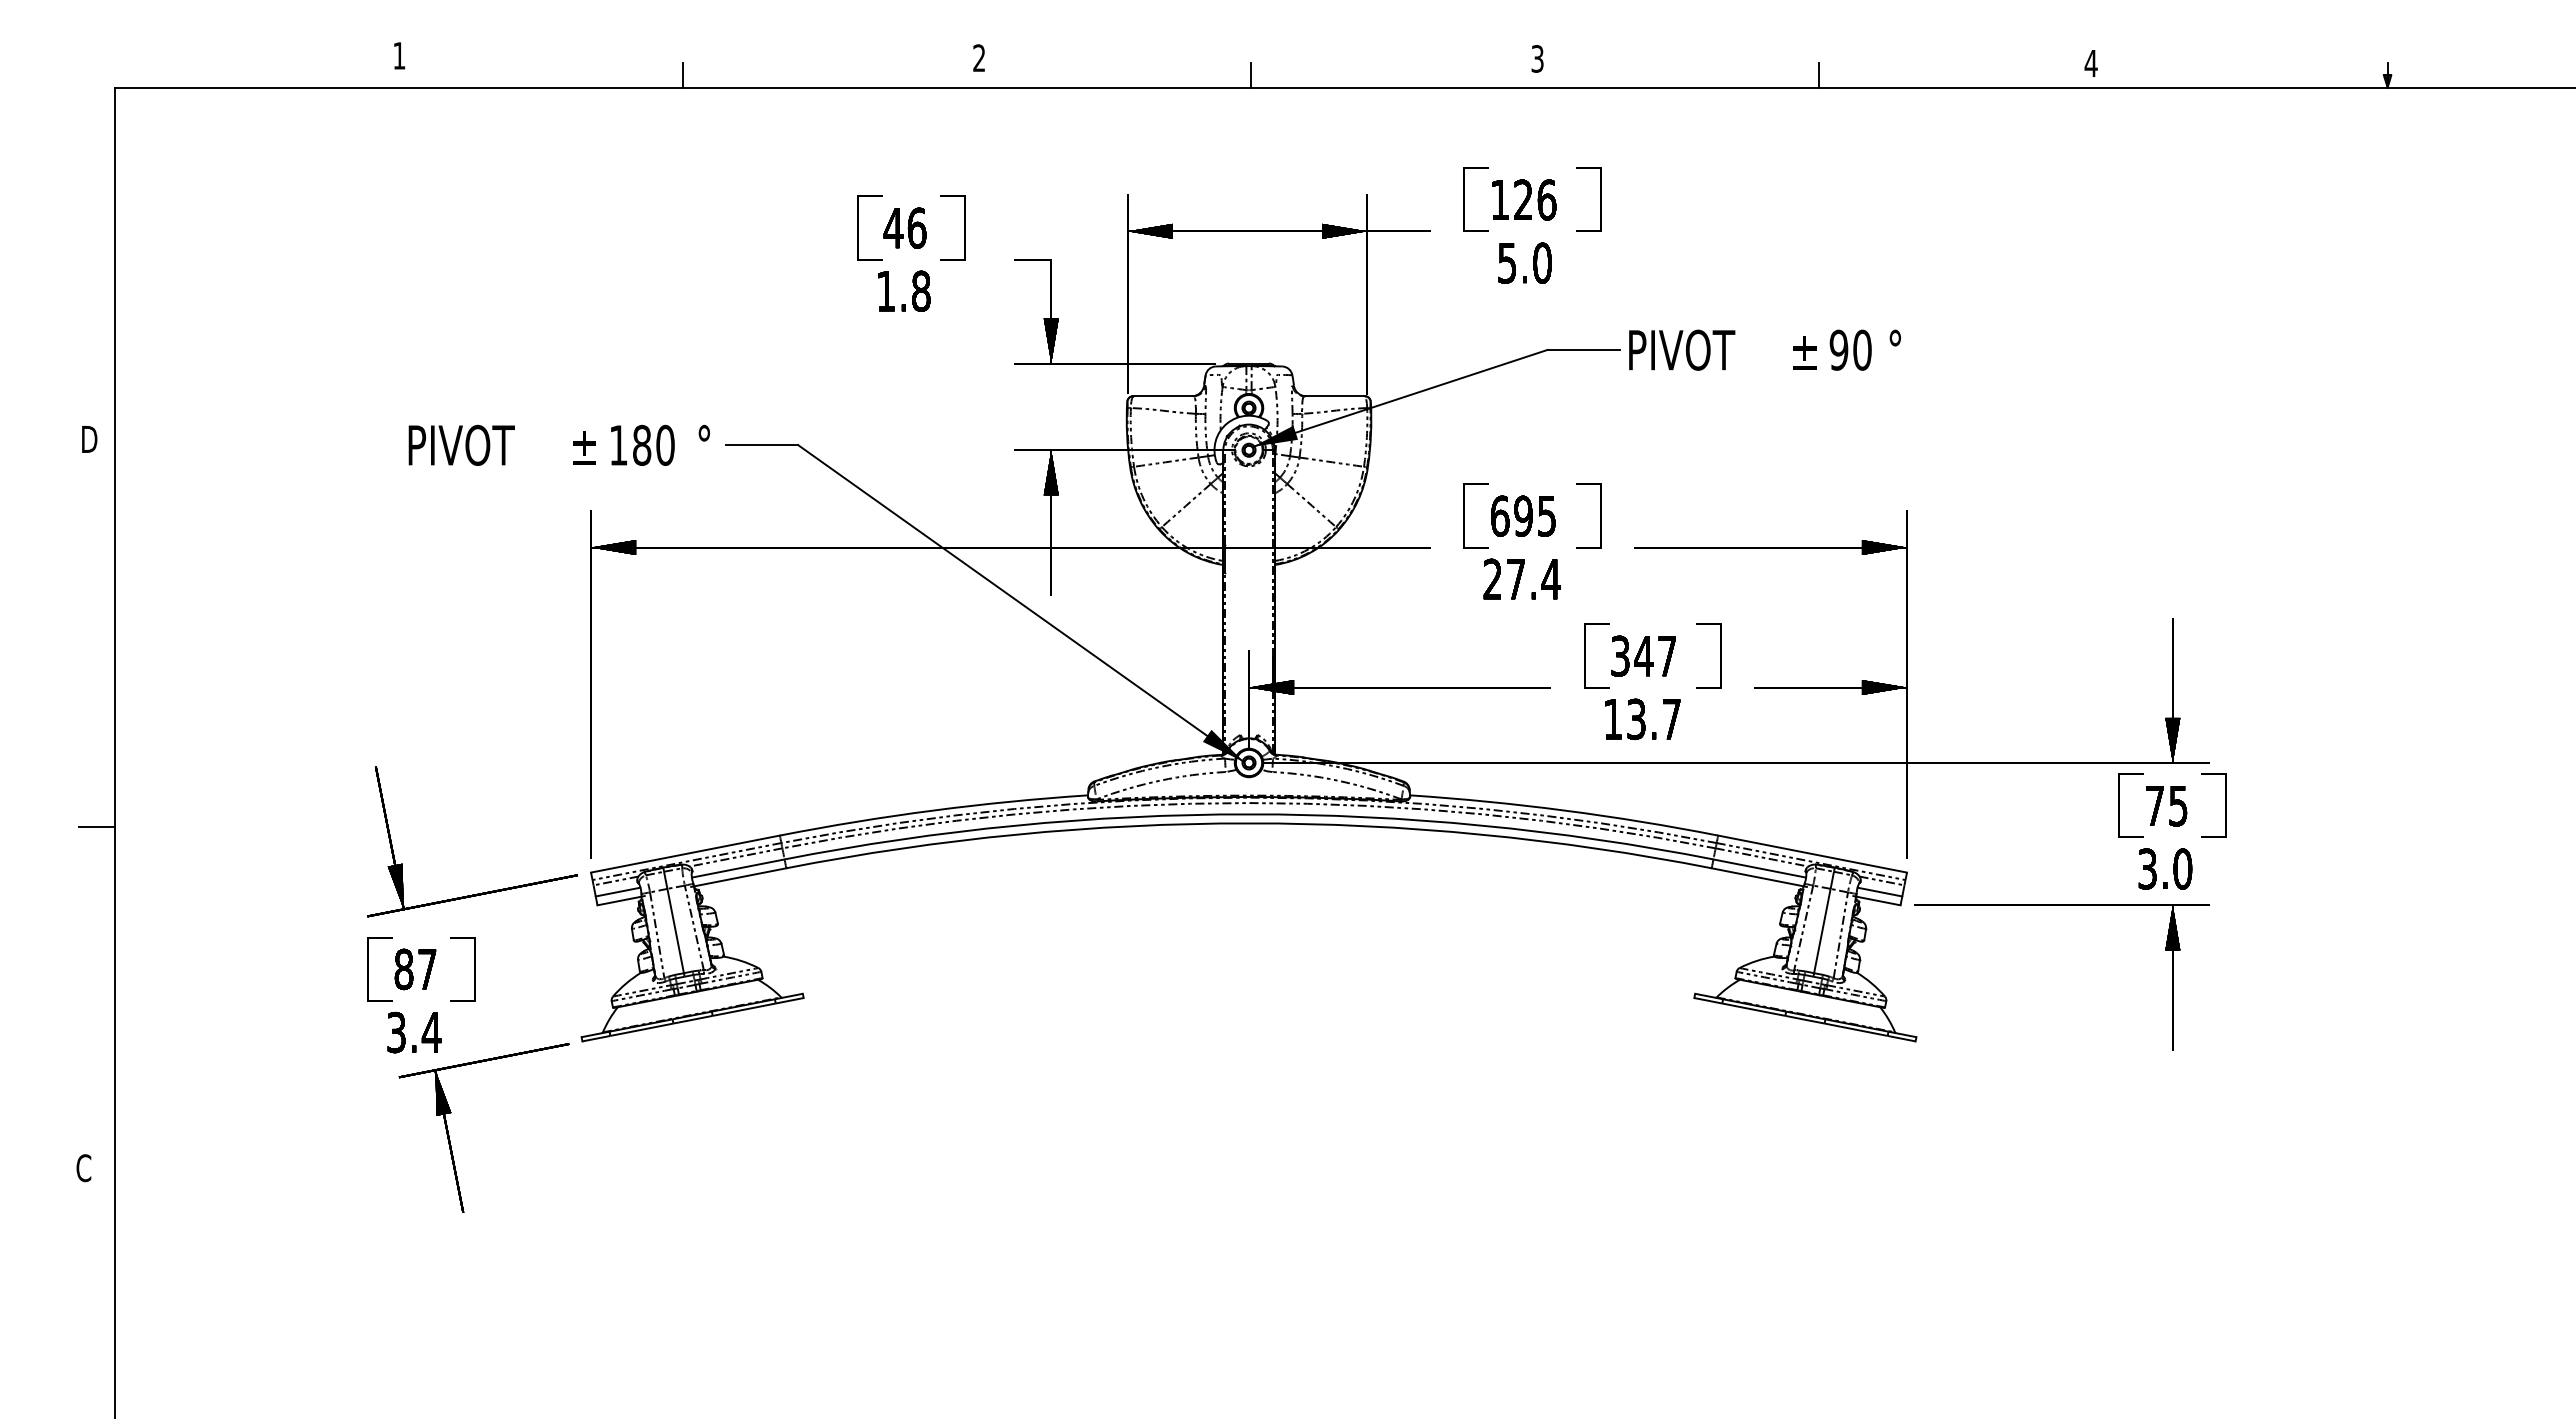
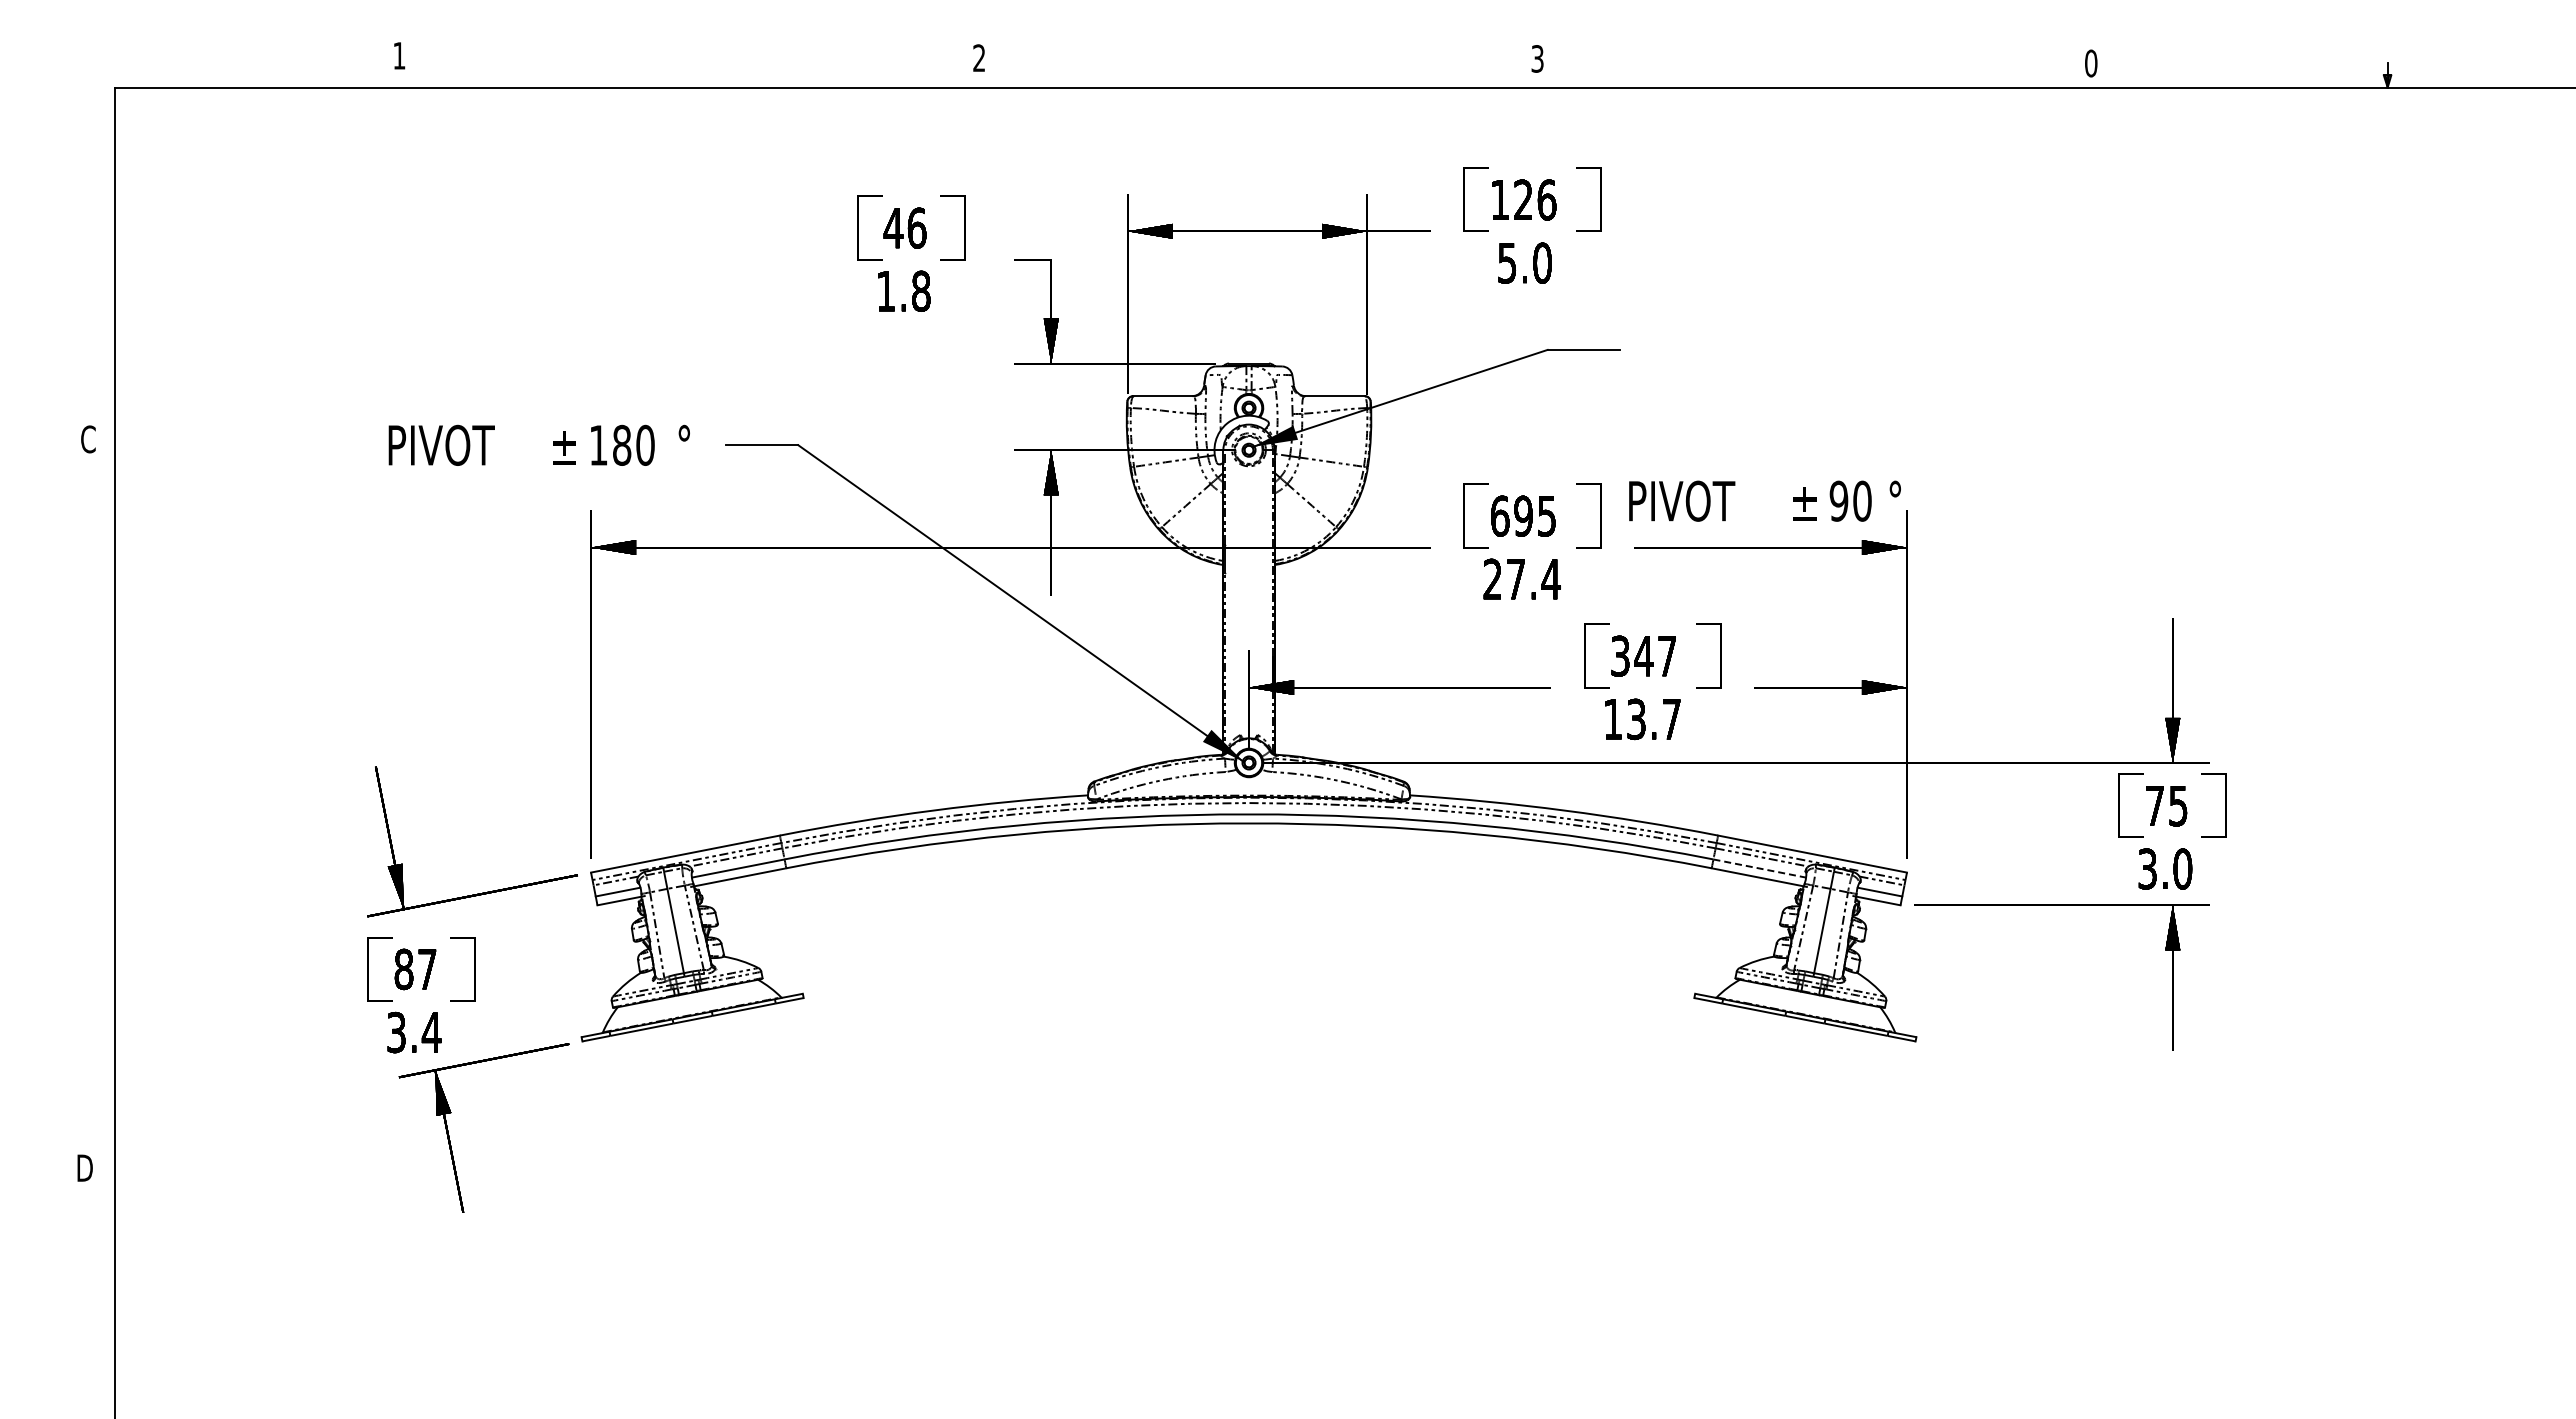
text: 4 -> 0 (2090, 63)
line: present -> none (682, 75)
line: present -> none (1251, 75)
line: present -> none (1819, 75)
text position: (1764, 349) -> (1764, 500) (1764, 500)
text: D -> C (89, 439)
text position: (558, 444) -> (538, 444) (538, 444)
line: present -> none (96, 827)
line: solid -> dashed (1760, 868)
text: C -> D (84, 1168)
